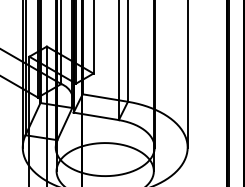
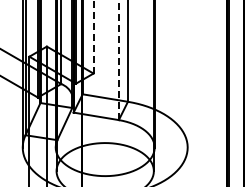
line: solid -> dashed (93, 36)
line: solid -> dashed (118, 60)
line: present -> none (187, 74)
